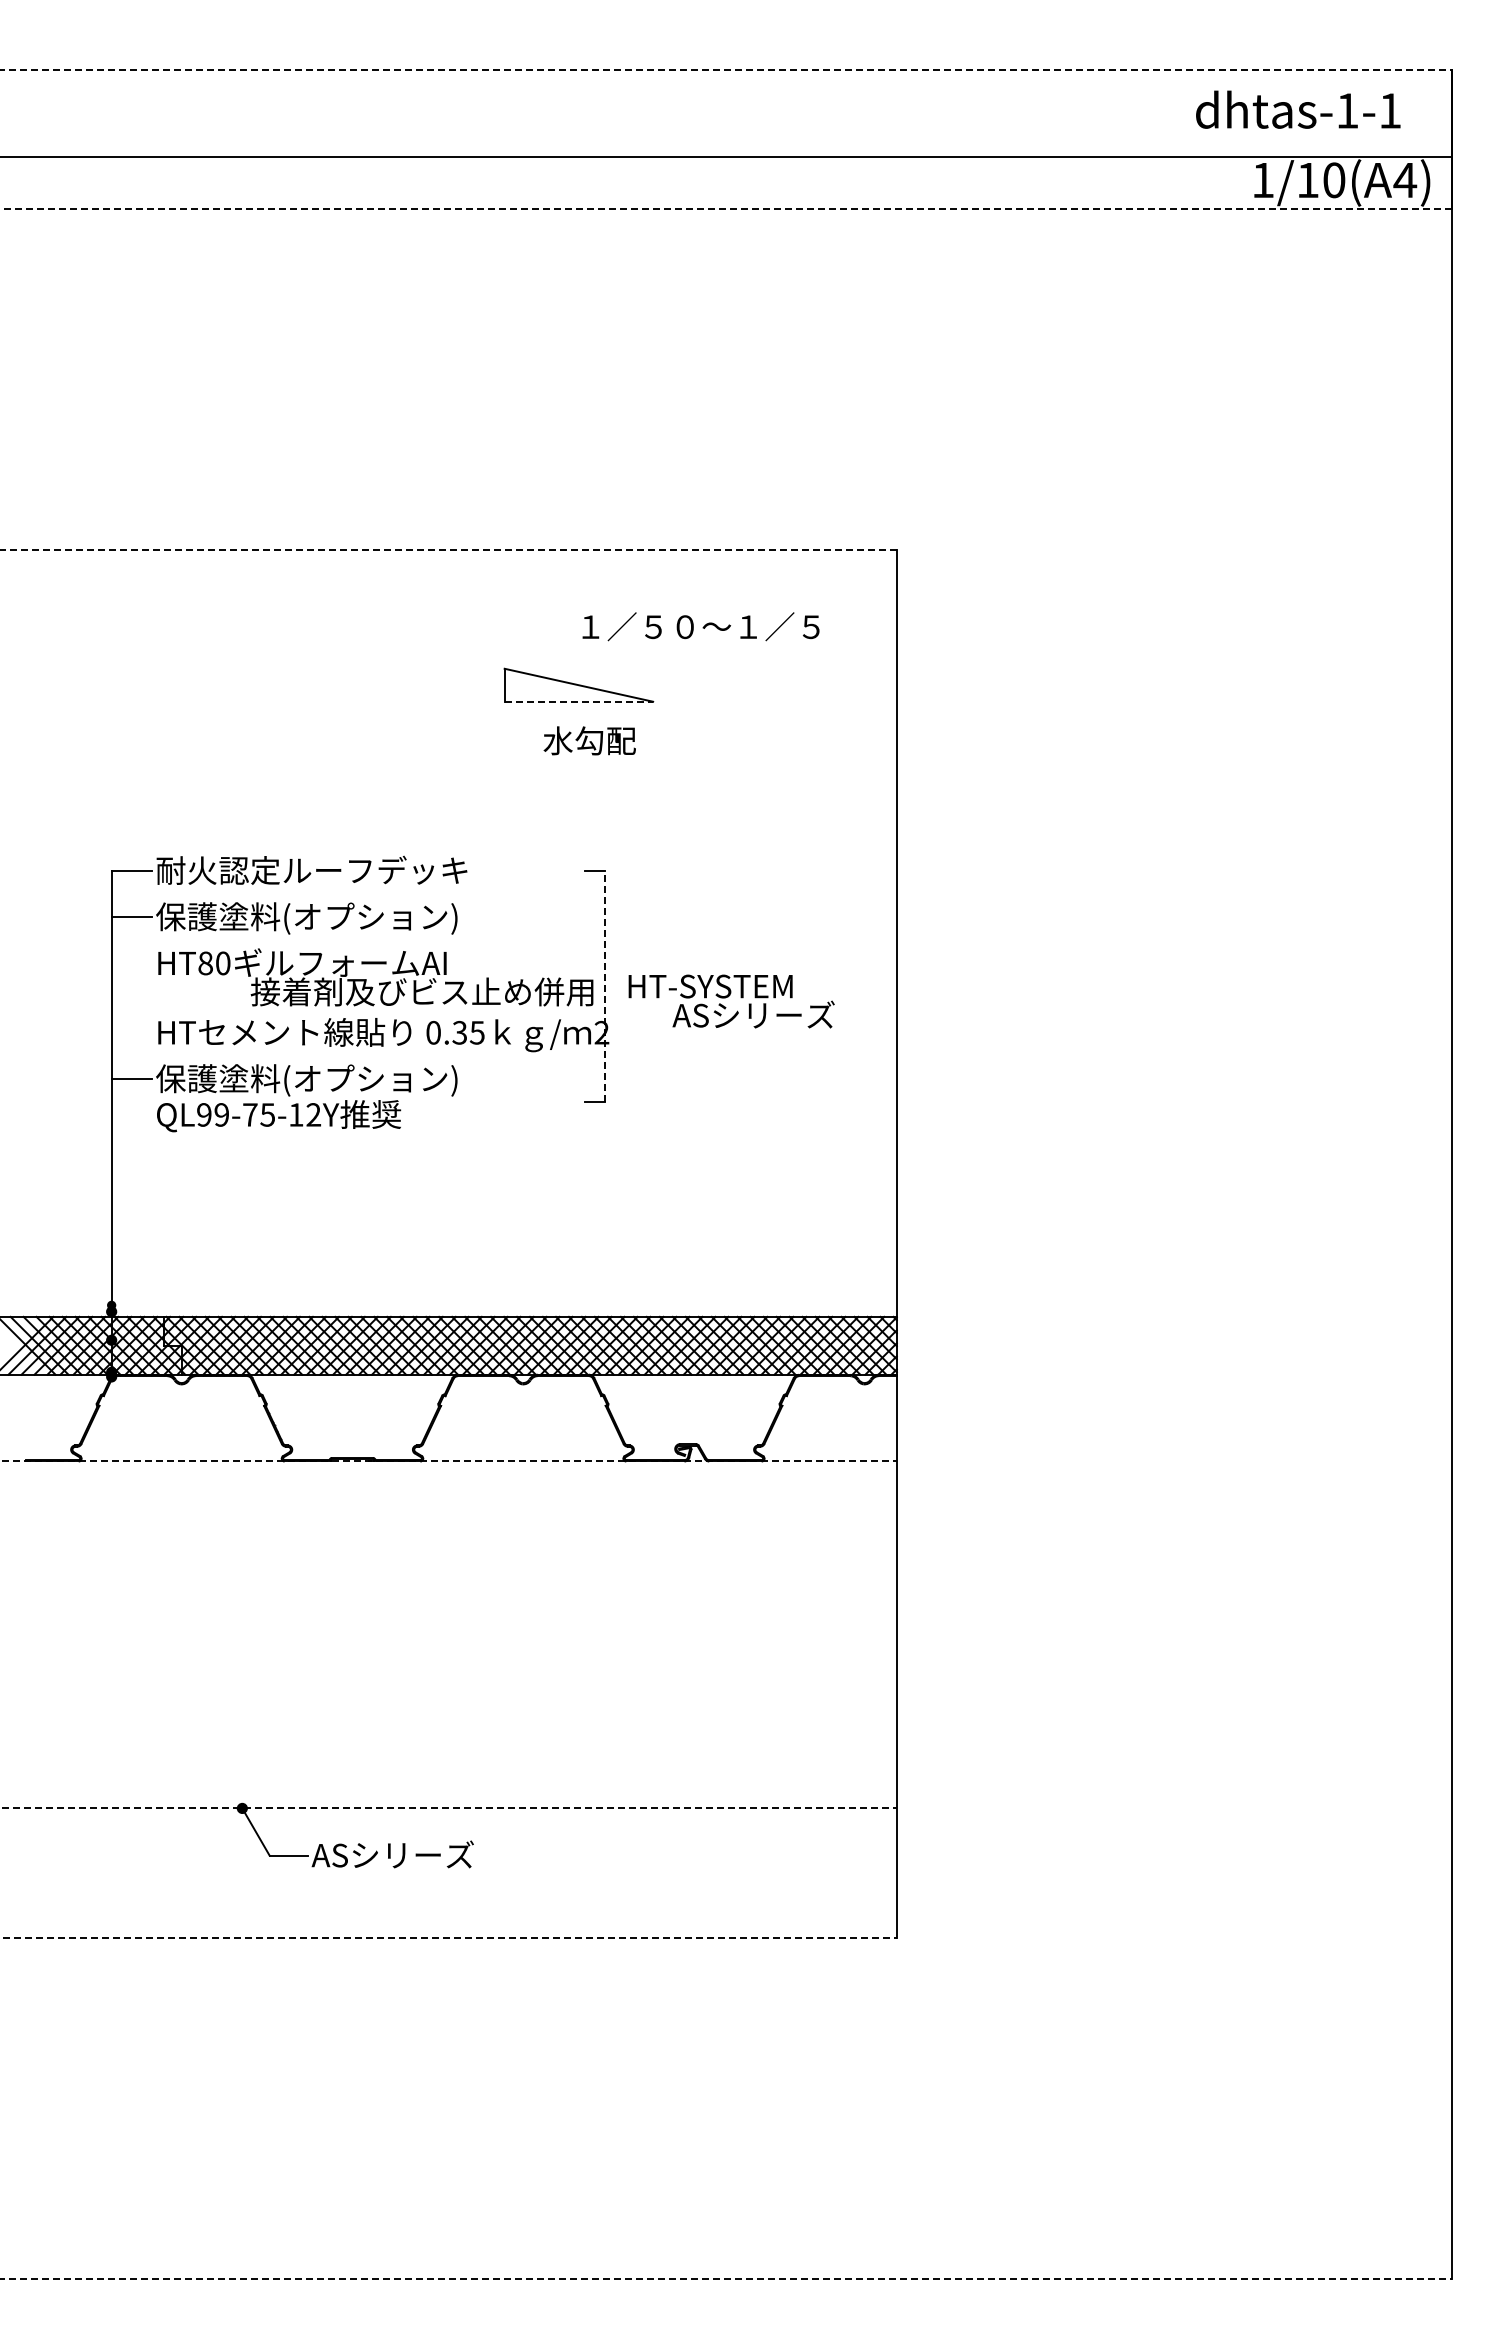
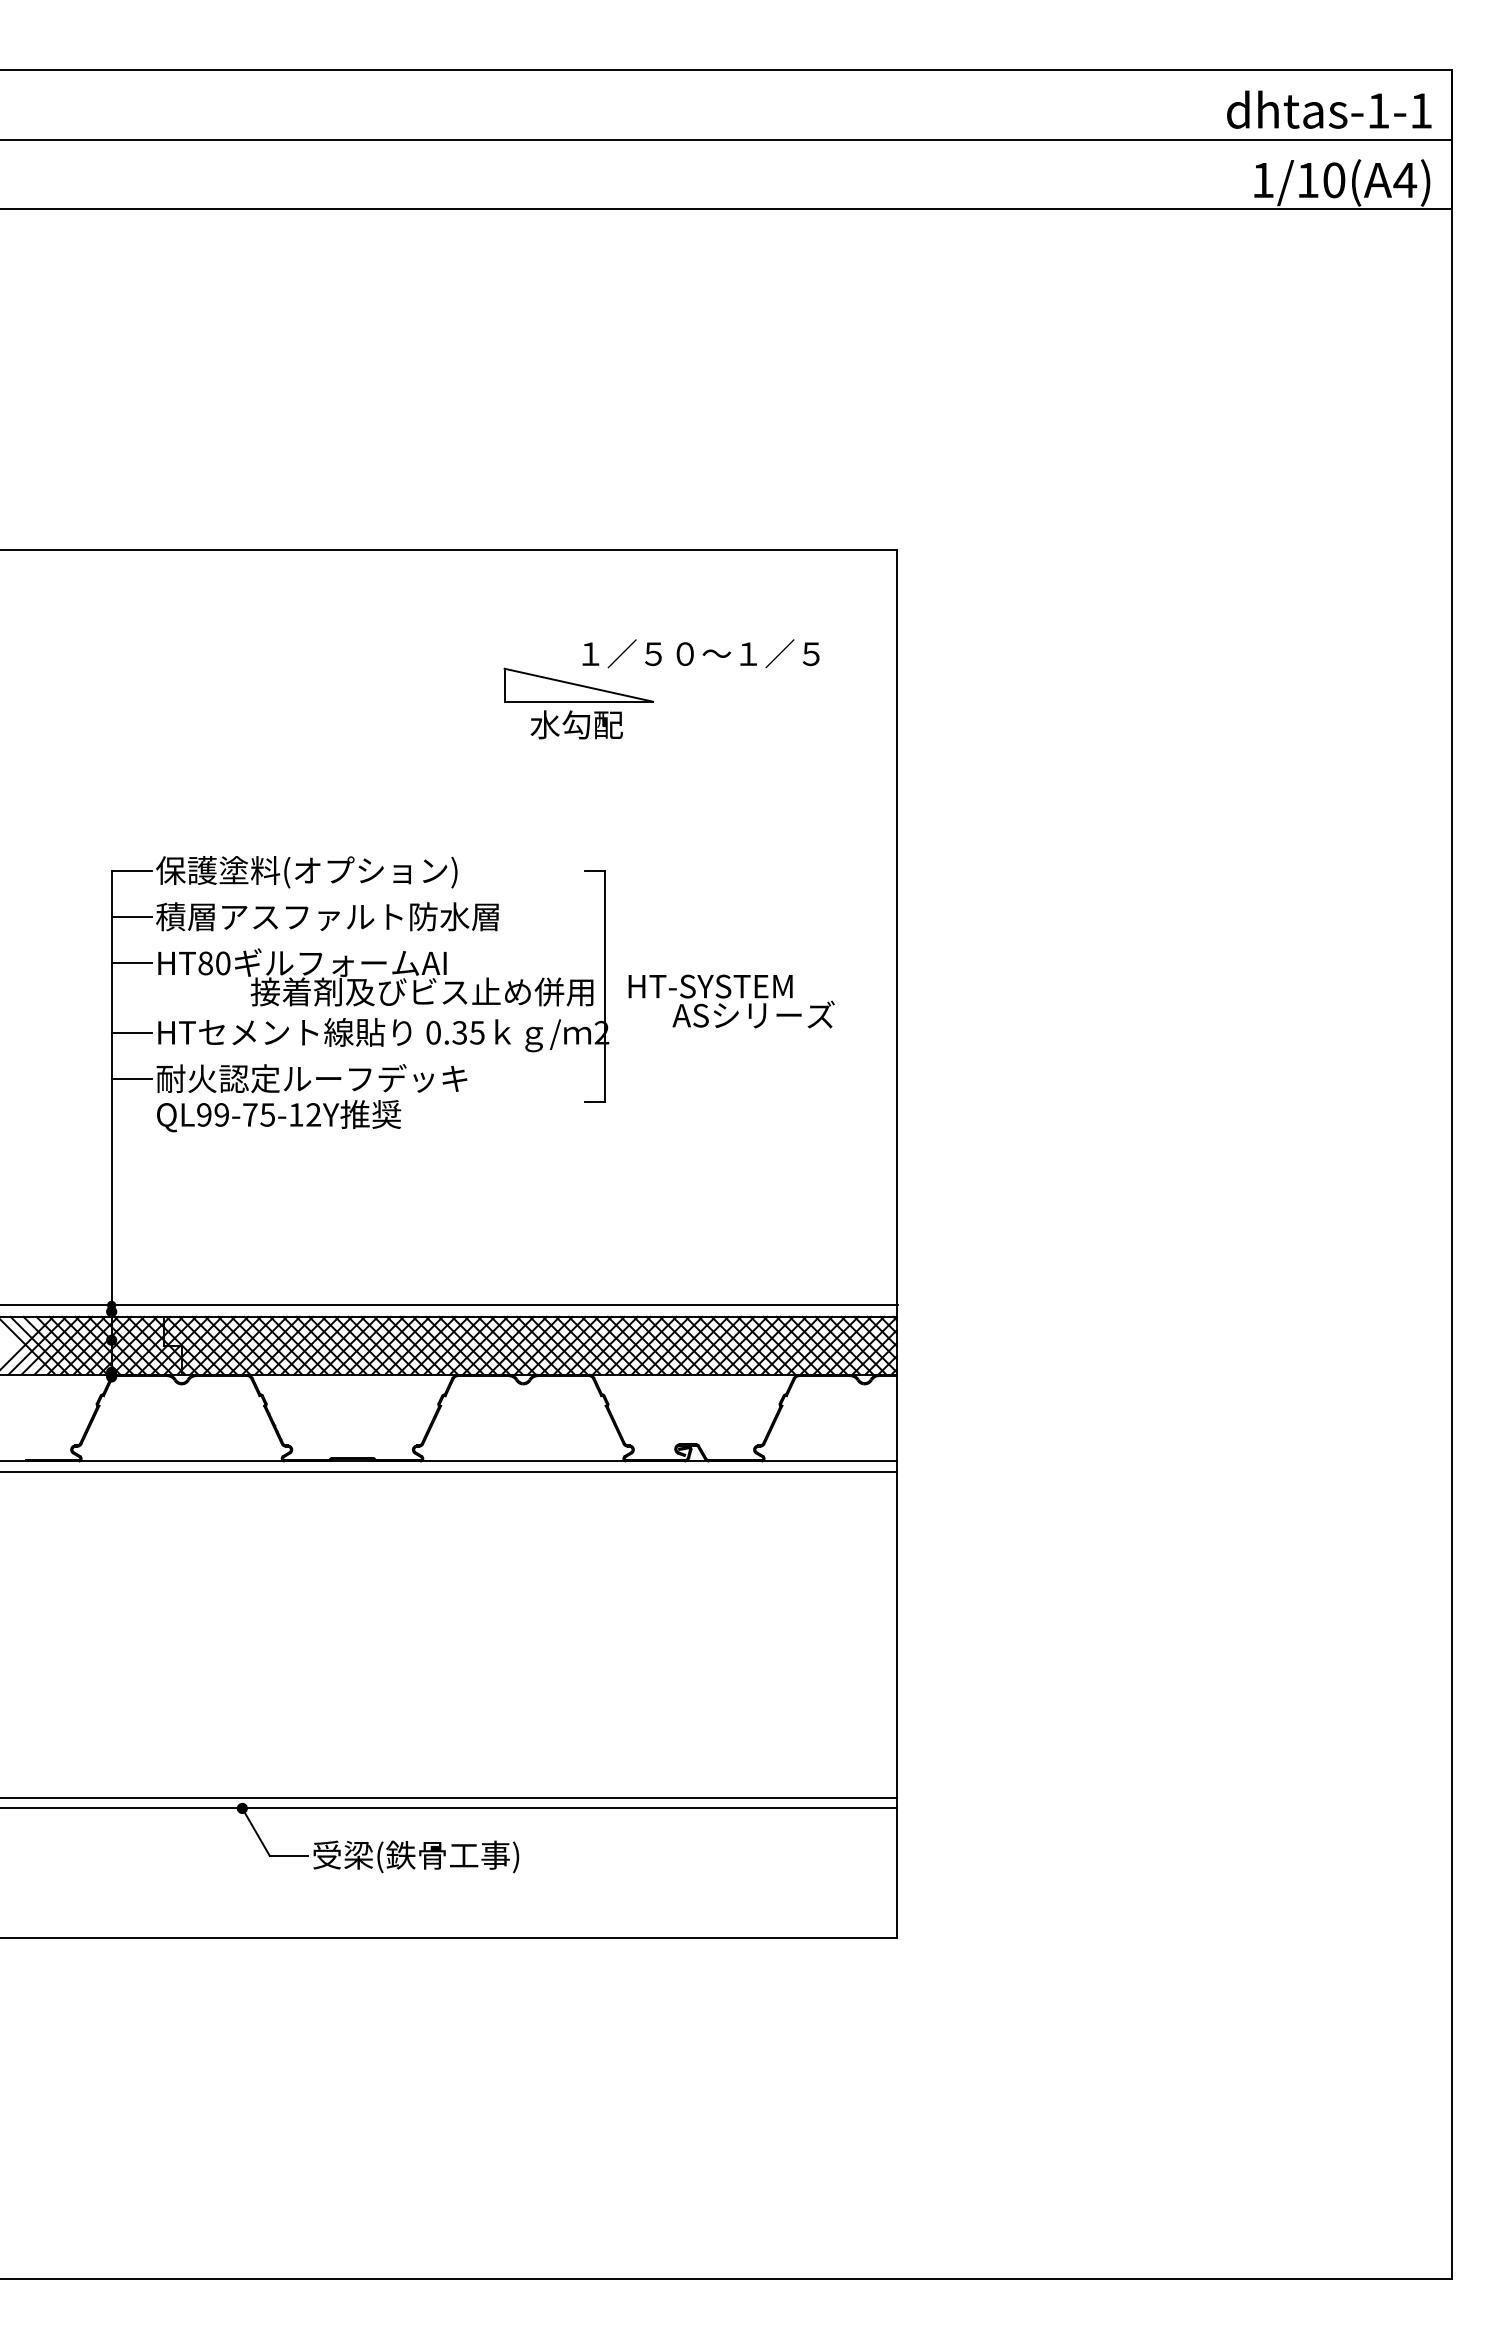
line: dashed -> solid (726, 70)
text position: (1298, 109) -> (1329, 109) (1329, 109)
line position: (726, 156) -> (726, 139) (726, 139)
line: dashed -> solid (726, 209)
line: dashed -> solid (448, 550)
text position: (700, 626) -> (700, 653) (700, 653)
line: dashed -> solid (579, 701)
text position: (589, 740) -> (576, 724) (576, 724)
text: 耐火認定ルーフデッキ -> 保護塗料(オプション) (311, 871)
text: 保護塗料(オプション) -> 積層アスファルト防水層 (327, 918)
line: none -> present (131, 963)
line: dashed -> solid (604, 986)
line: none -> present (131, 1032)
text: 保護塗料(オプション) -> 耐火認定ルーフデッキ (311, 1080)
line: none -> present (449, 1305)
line: dashed -> solid (448, 1461)
line: none -> present (449, 1471)
line: none -> present (449, 1798)
line: dashed -> solid (448, 1808)
text: ASシリーズ -> 受梁(鉄骨工事) (415, 1856)
line: dashed -> solid (448, 1938)
line: dashed -> solid (726, 2279)
